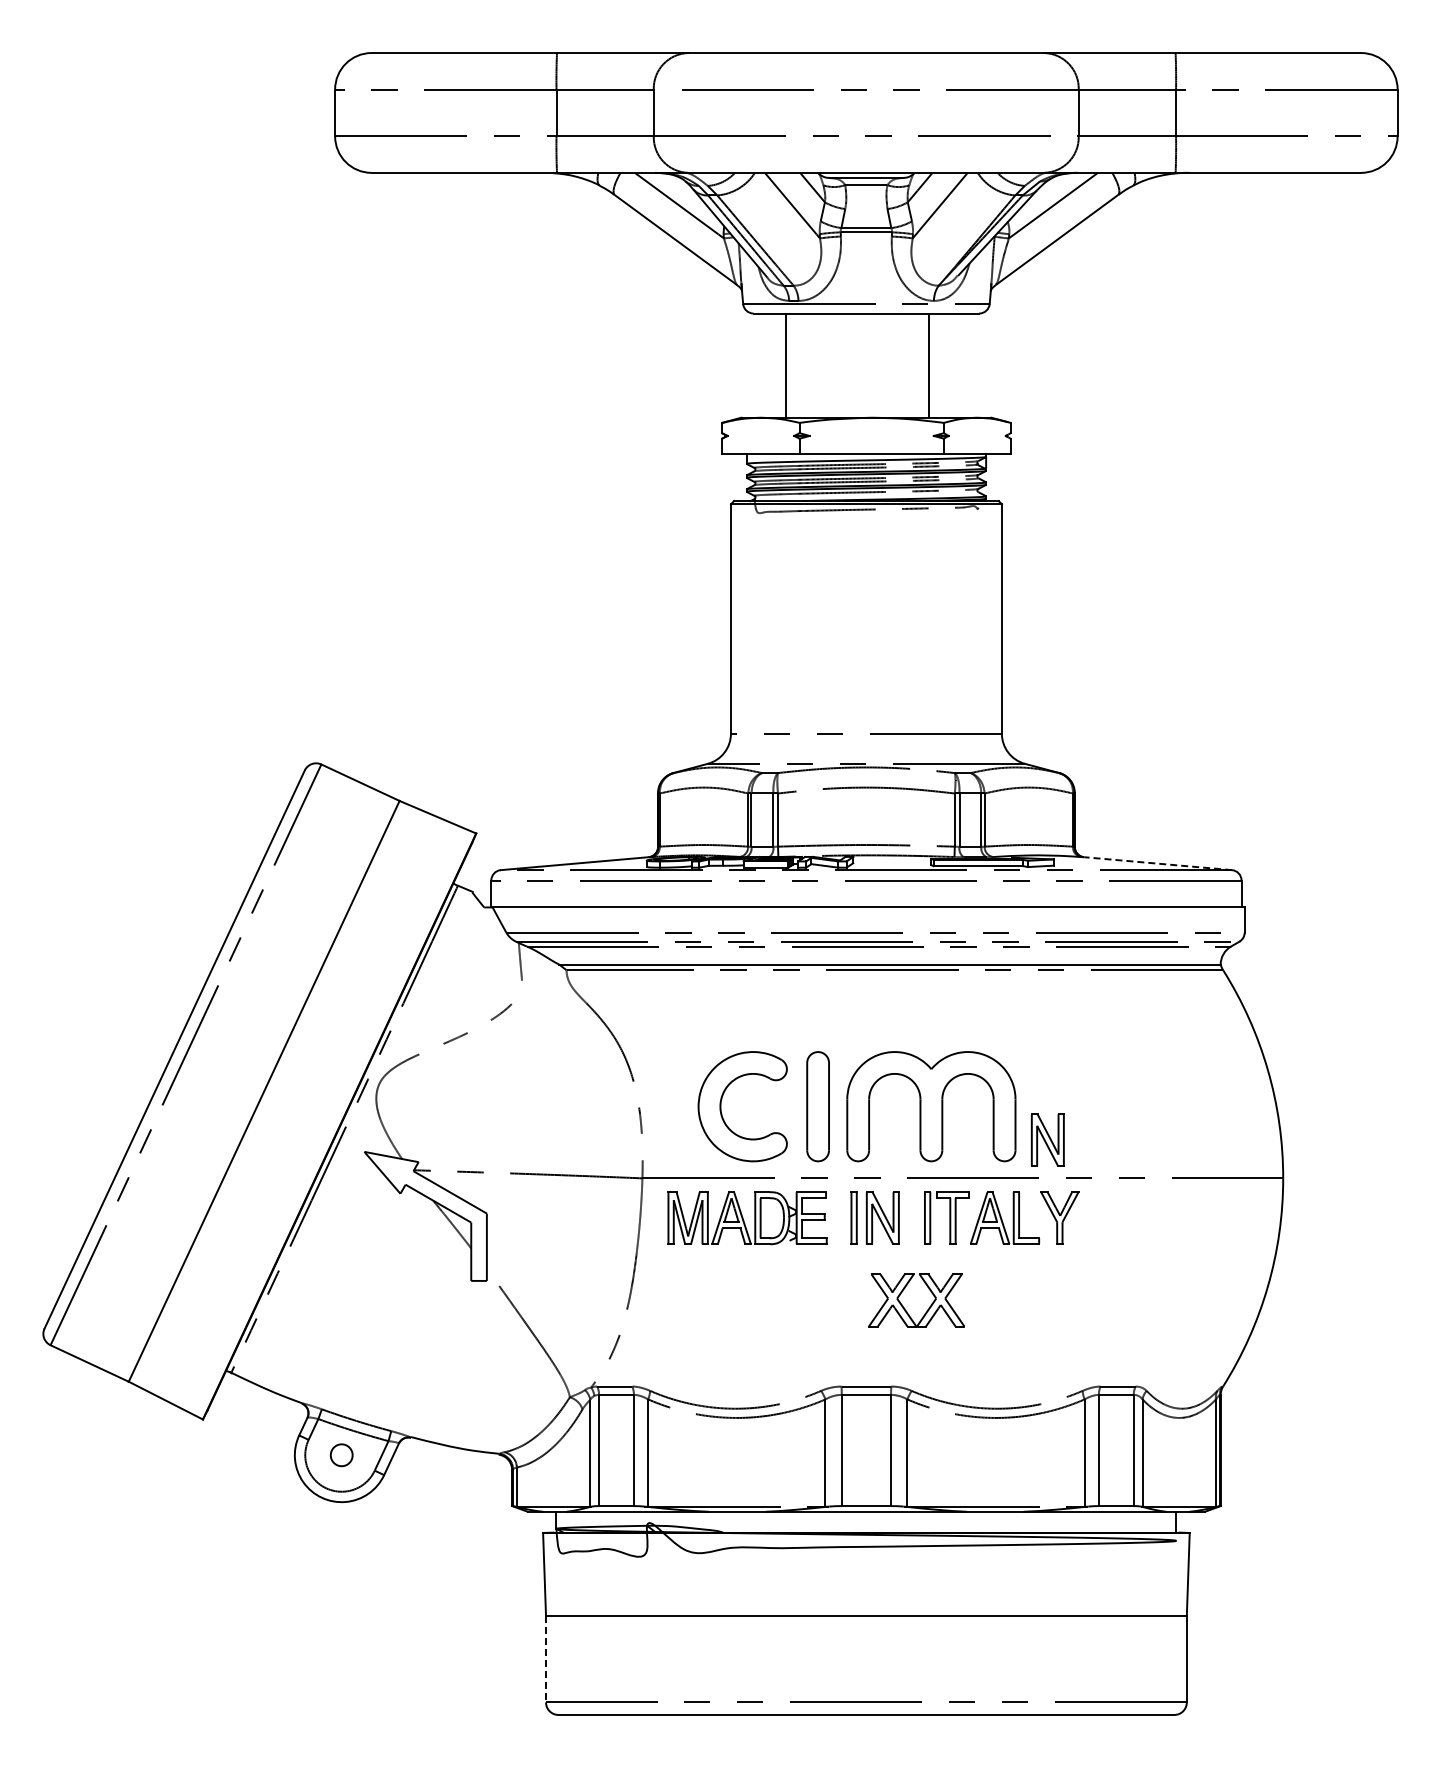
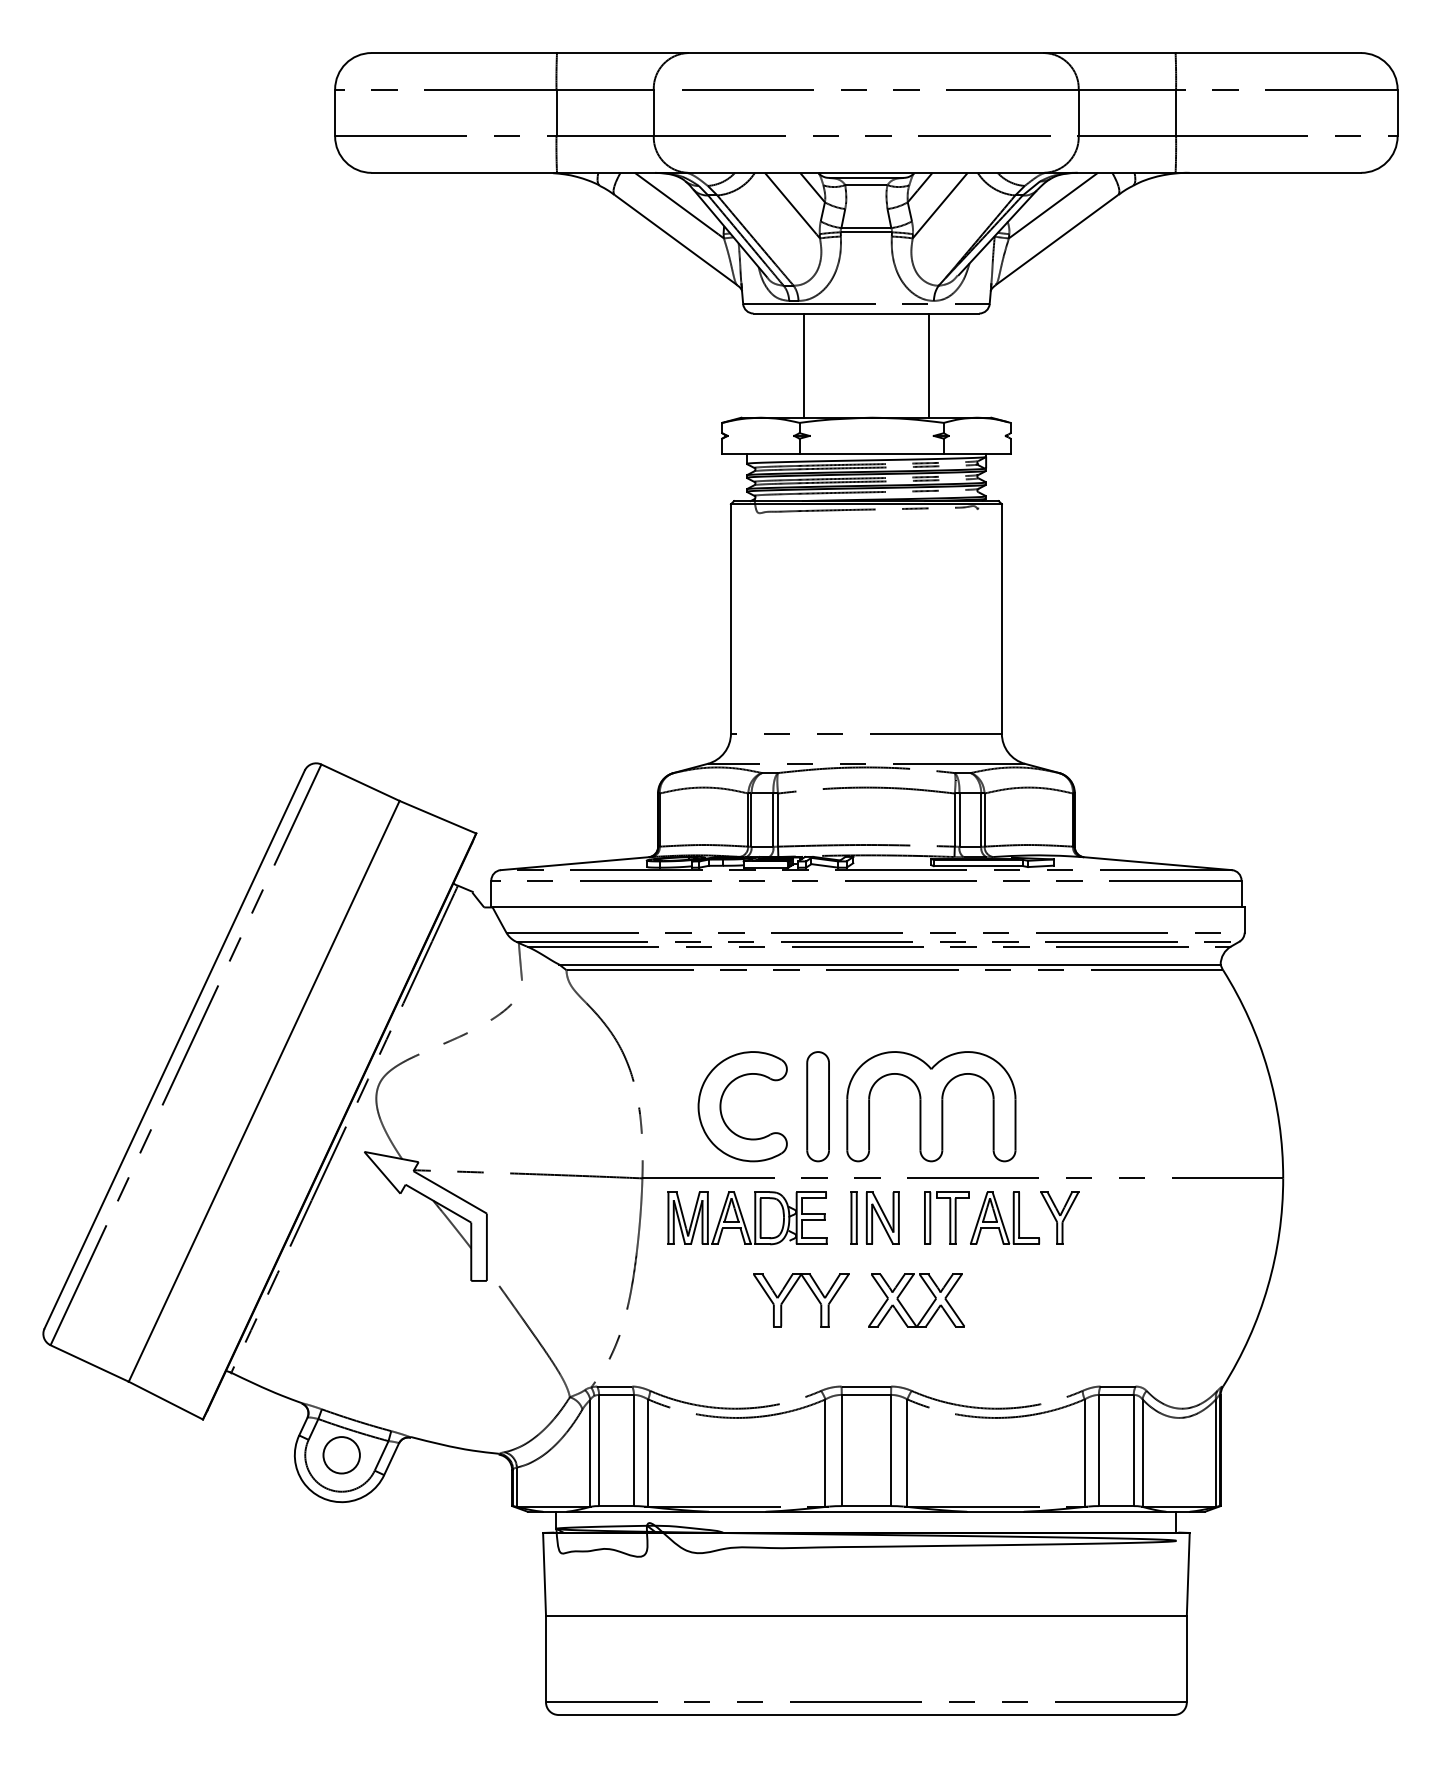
line position: (785, 365) -> (803, 365) (803, 365)
line: dashed -> solid (1157, 863)
part: present -> none (1047, 1139)
part: none -> present (812, 1293)
circle diameter: 22 px -> 36 px (341, 1455)
line: dashed -> solid (546, 1659)
